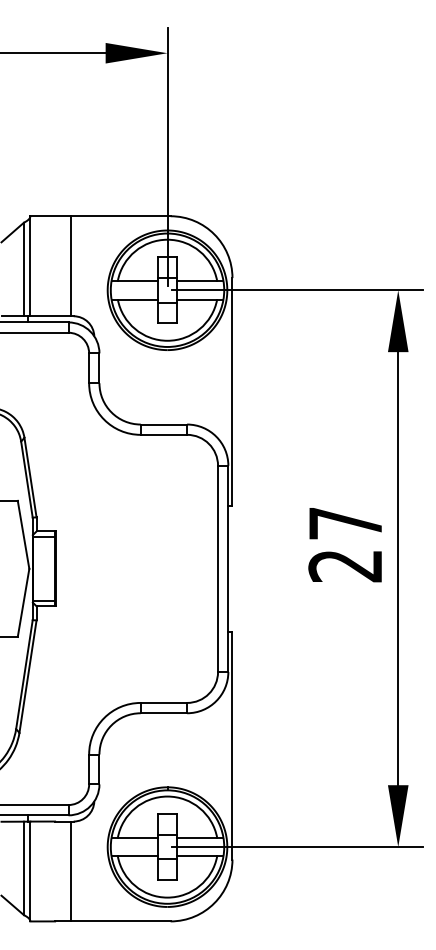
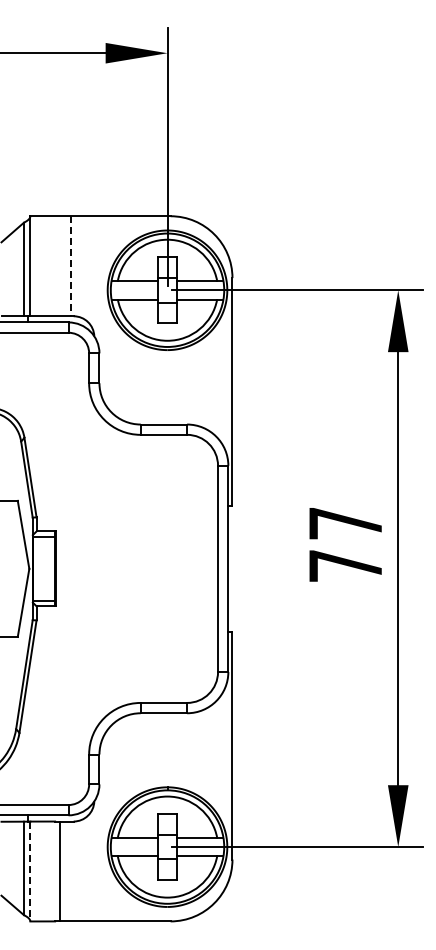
line: solid -> dashed (70, 266)
text: 27 -> 77 (344, 566)
line: solid -> dashed (30, 871)
line position: (70, 871) -> (59, 871) (59, 871)
